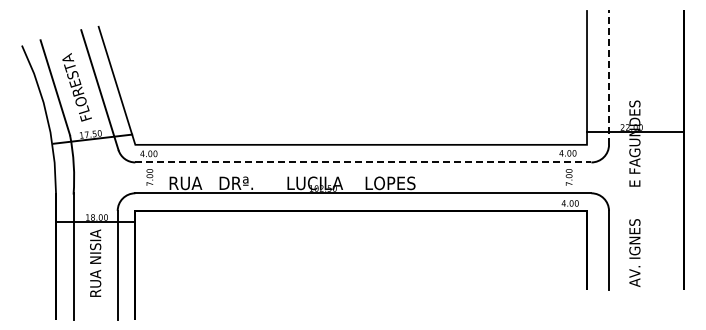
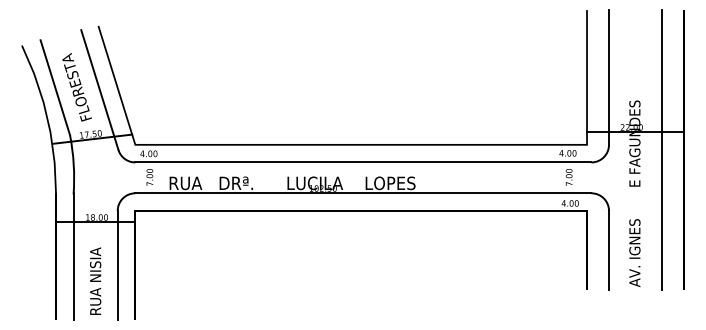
line: dashed -> solid (609, 76)
line: none -> present (661, 150)
line: dashed -> solid (363, 162)
text position: (95, 262) -> (95, 280) (95, 280)
